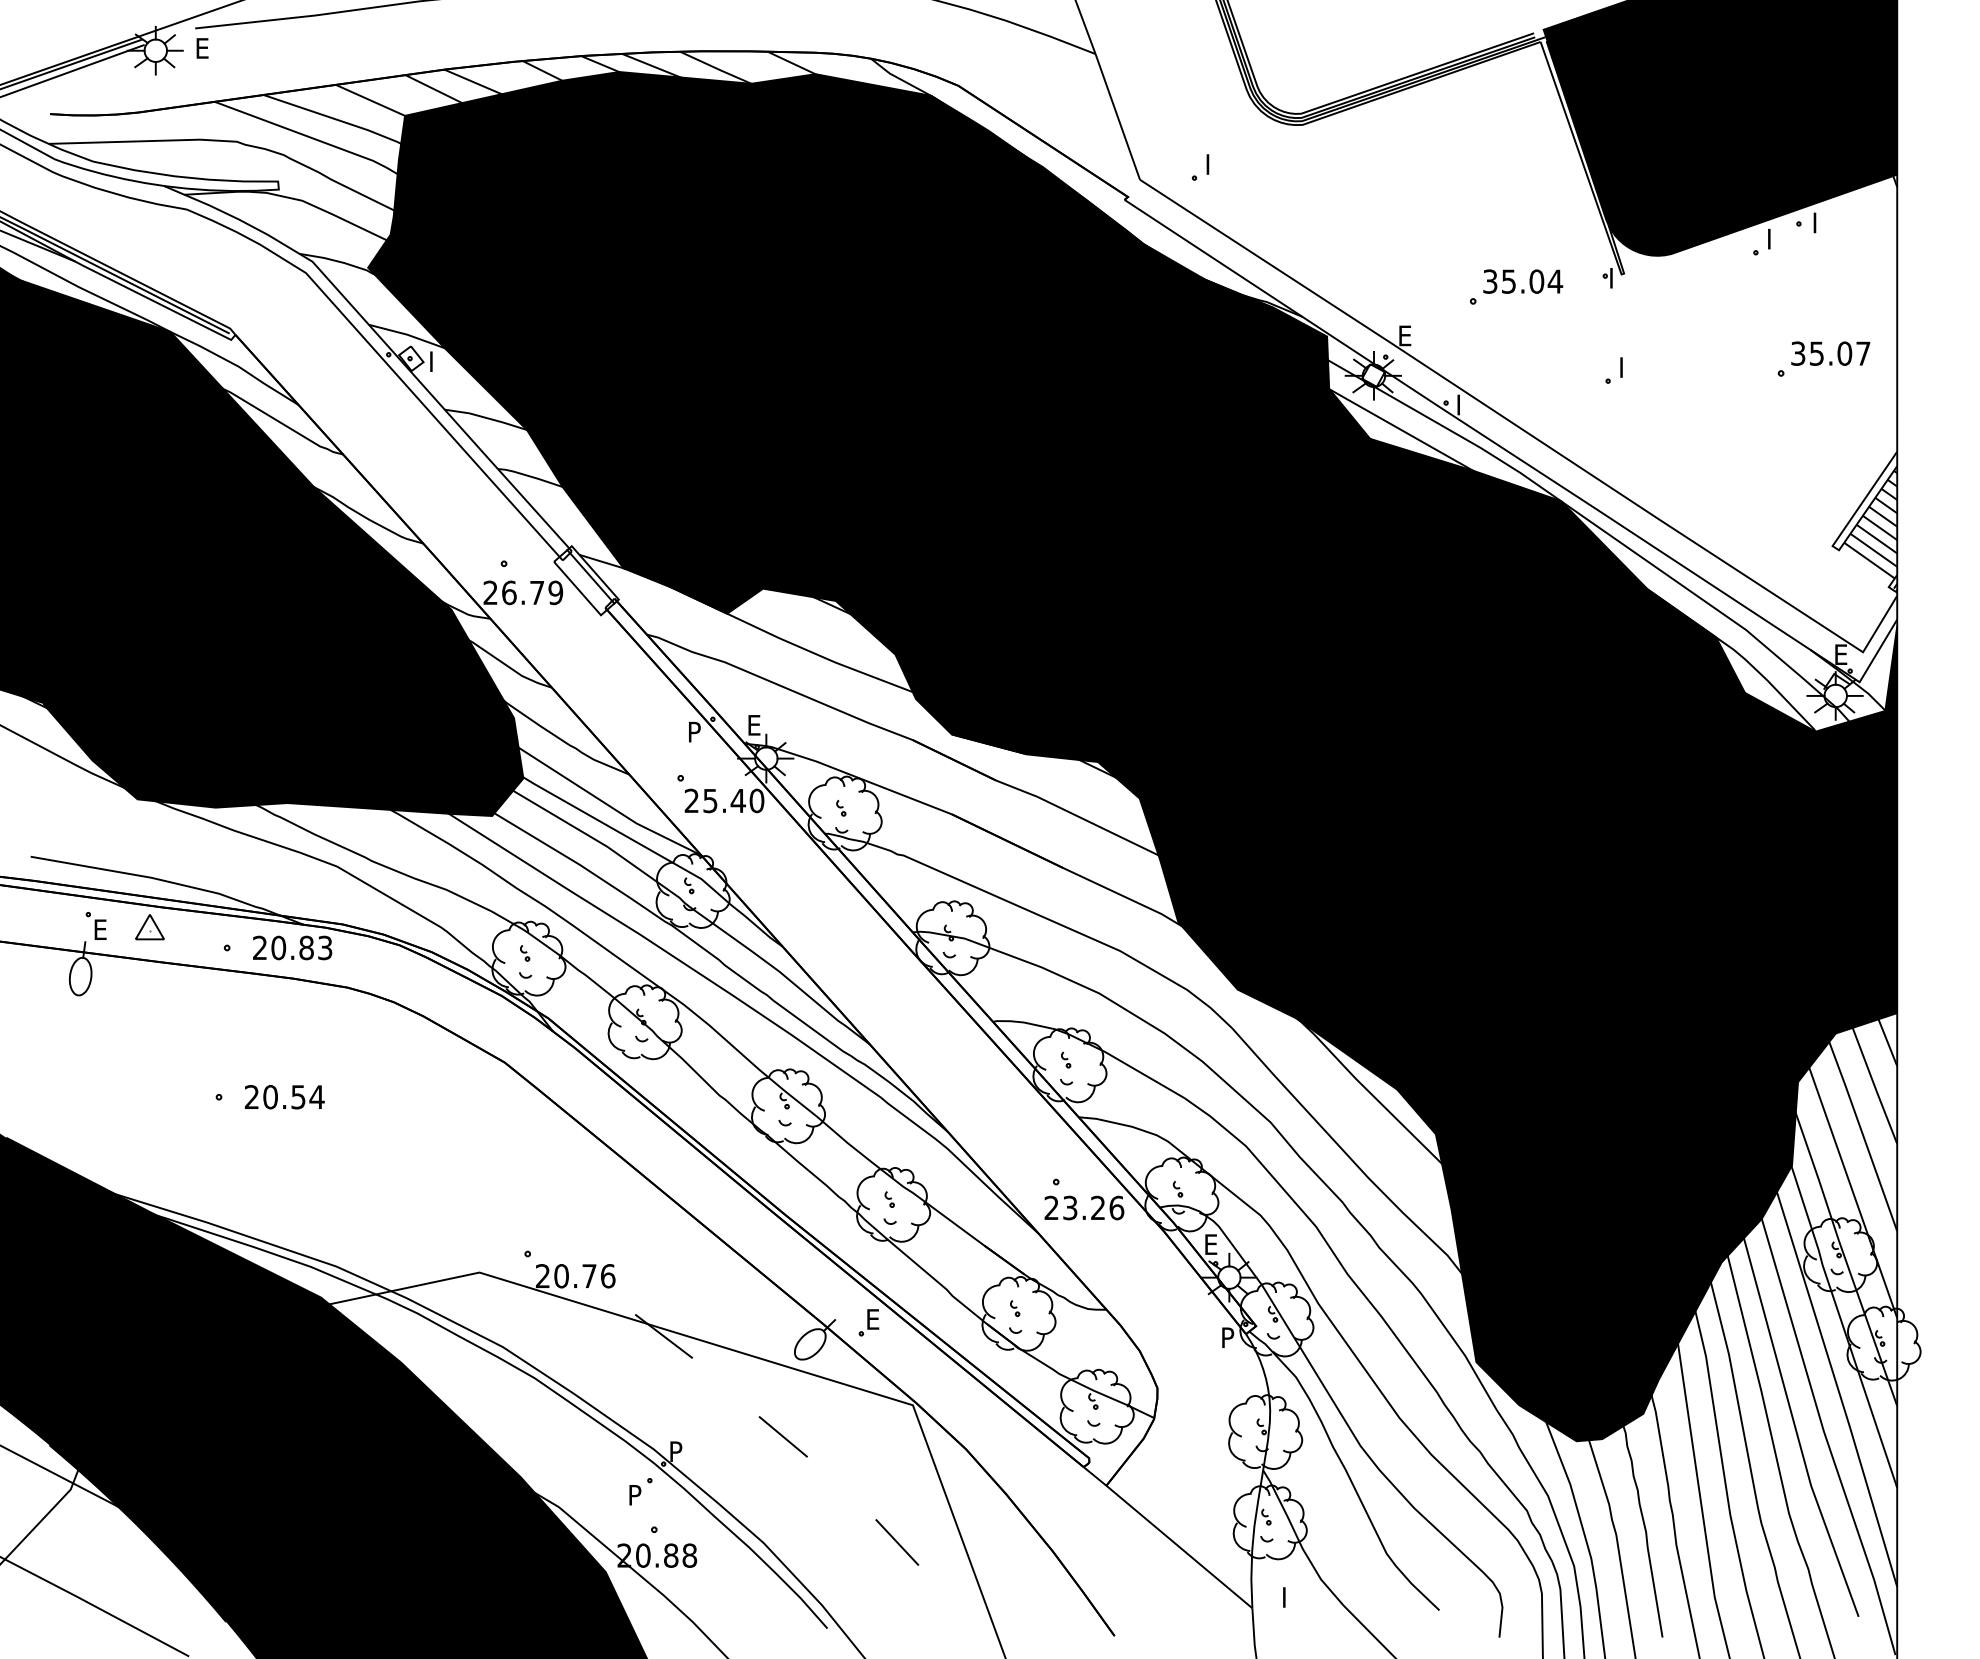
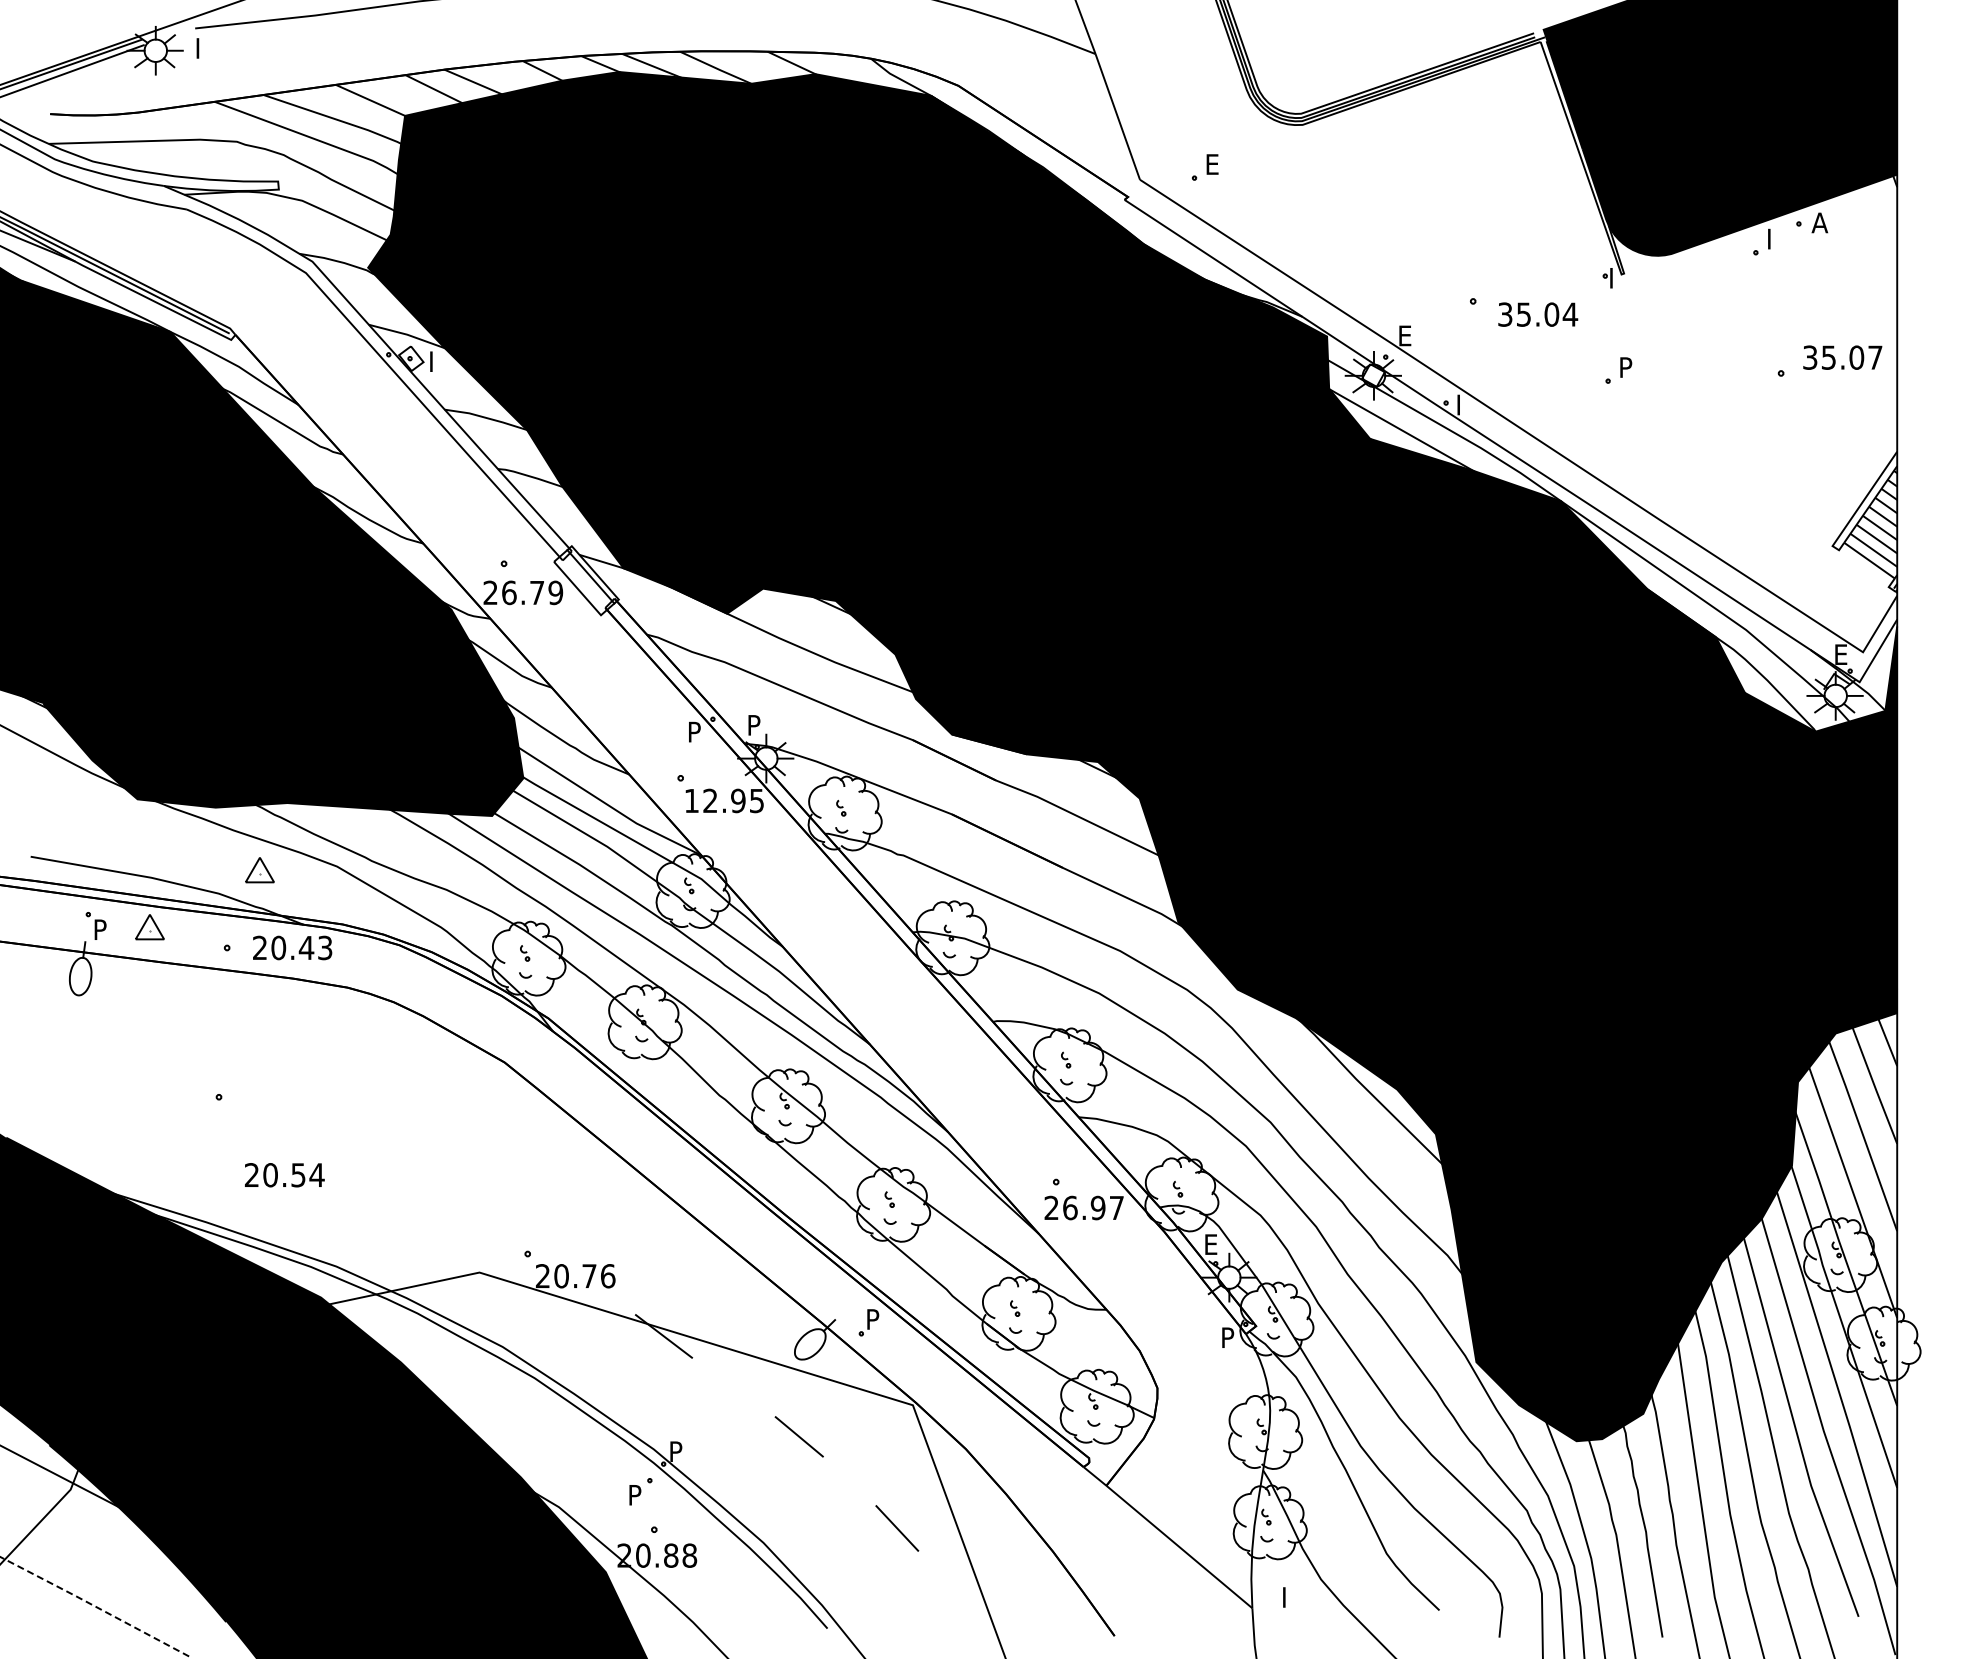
text: E -> I (203, 48)
text: I -> E (1213, 164)
text: I -> A (1819, 222)
text position: (1523, 281) -> (1538, 314) (1538, 314)
text position: (1830, 353) -> (1842, 357) (1842, 357)
text: I -> P (1627, 363)
text: E -> P (755, 725)
text: 25.40 -> 12.95 (724, 800)
part: none -> present (259, 870)
text: E -> P (101, 929)
text: 20.83 -> 20.43 (306, 947)
text position: (284, 1097) -> (284, 1175) (284, 1175)
text: 23.26 -> 26.97 (1093, 1207)
text: E -> P (874, 1319)
line position: (782, 1436) -> (798, 1436) (798, 1436)
line position: (897, 1542) -> (897, 1528) (897, 1528)
line: solid -> dashed (94, 1606)
